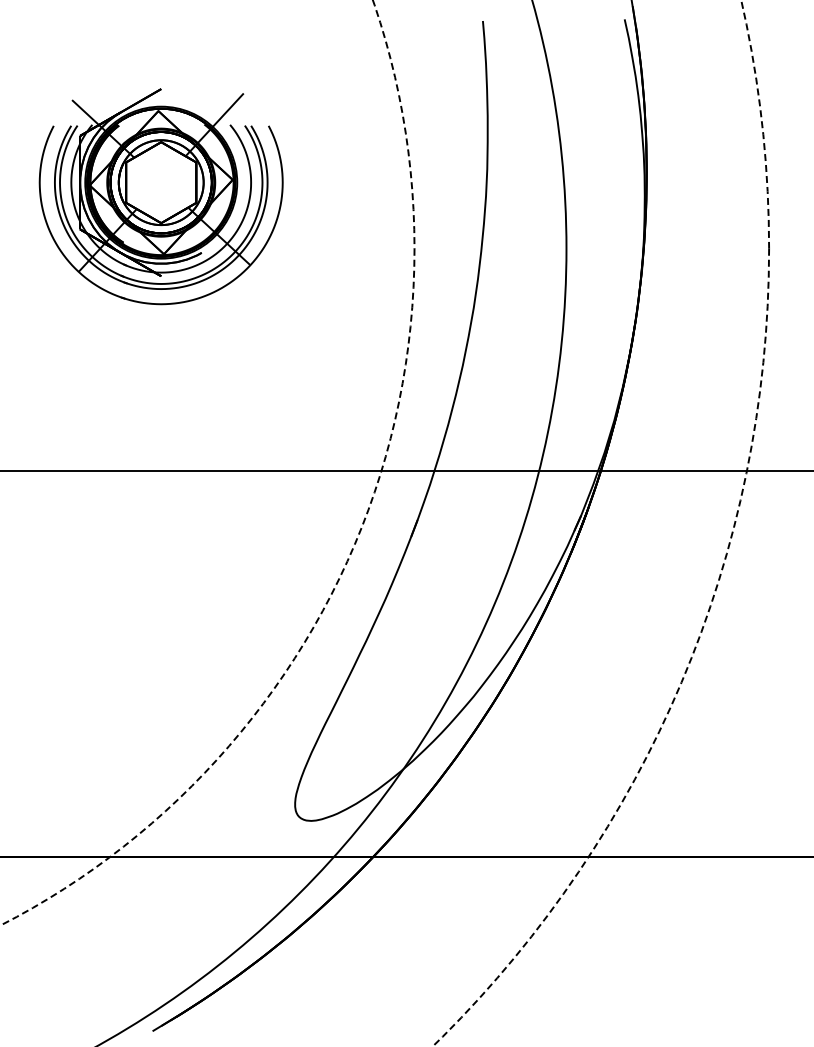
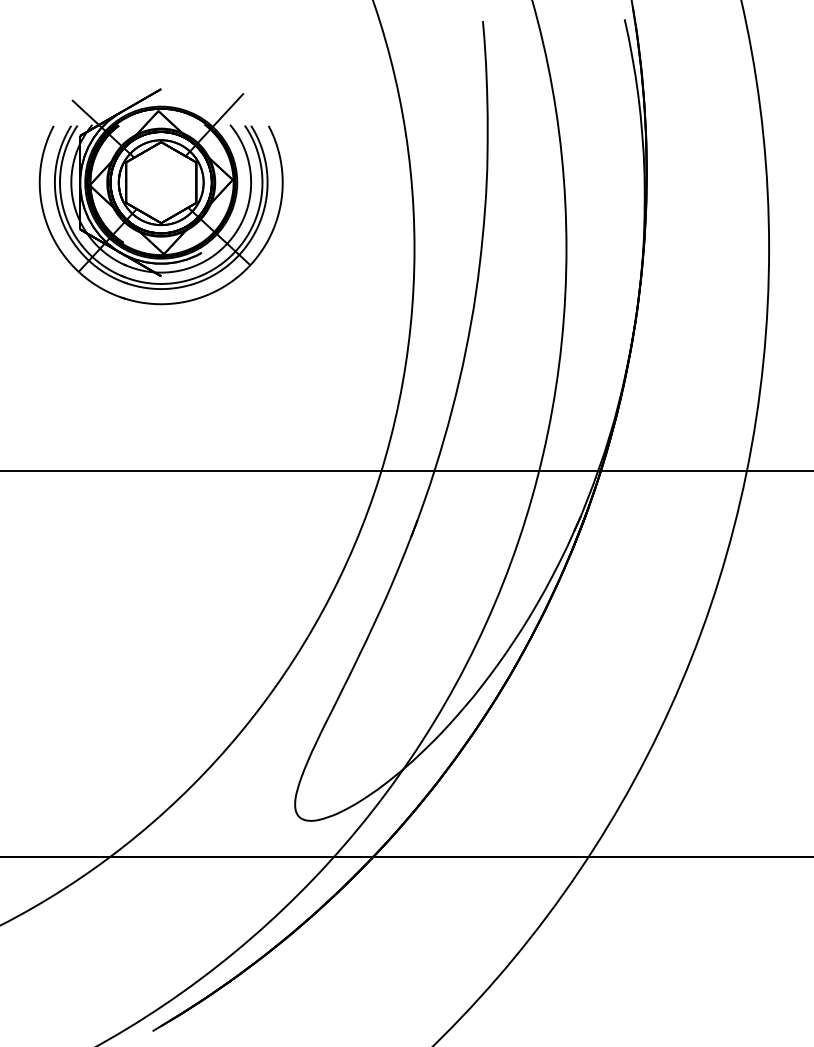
circle: dashed -> solid (207, 462)
circle: dashed -> solid (600, 523)
